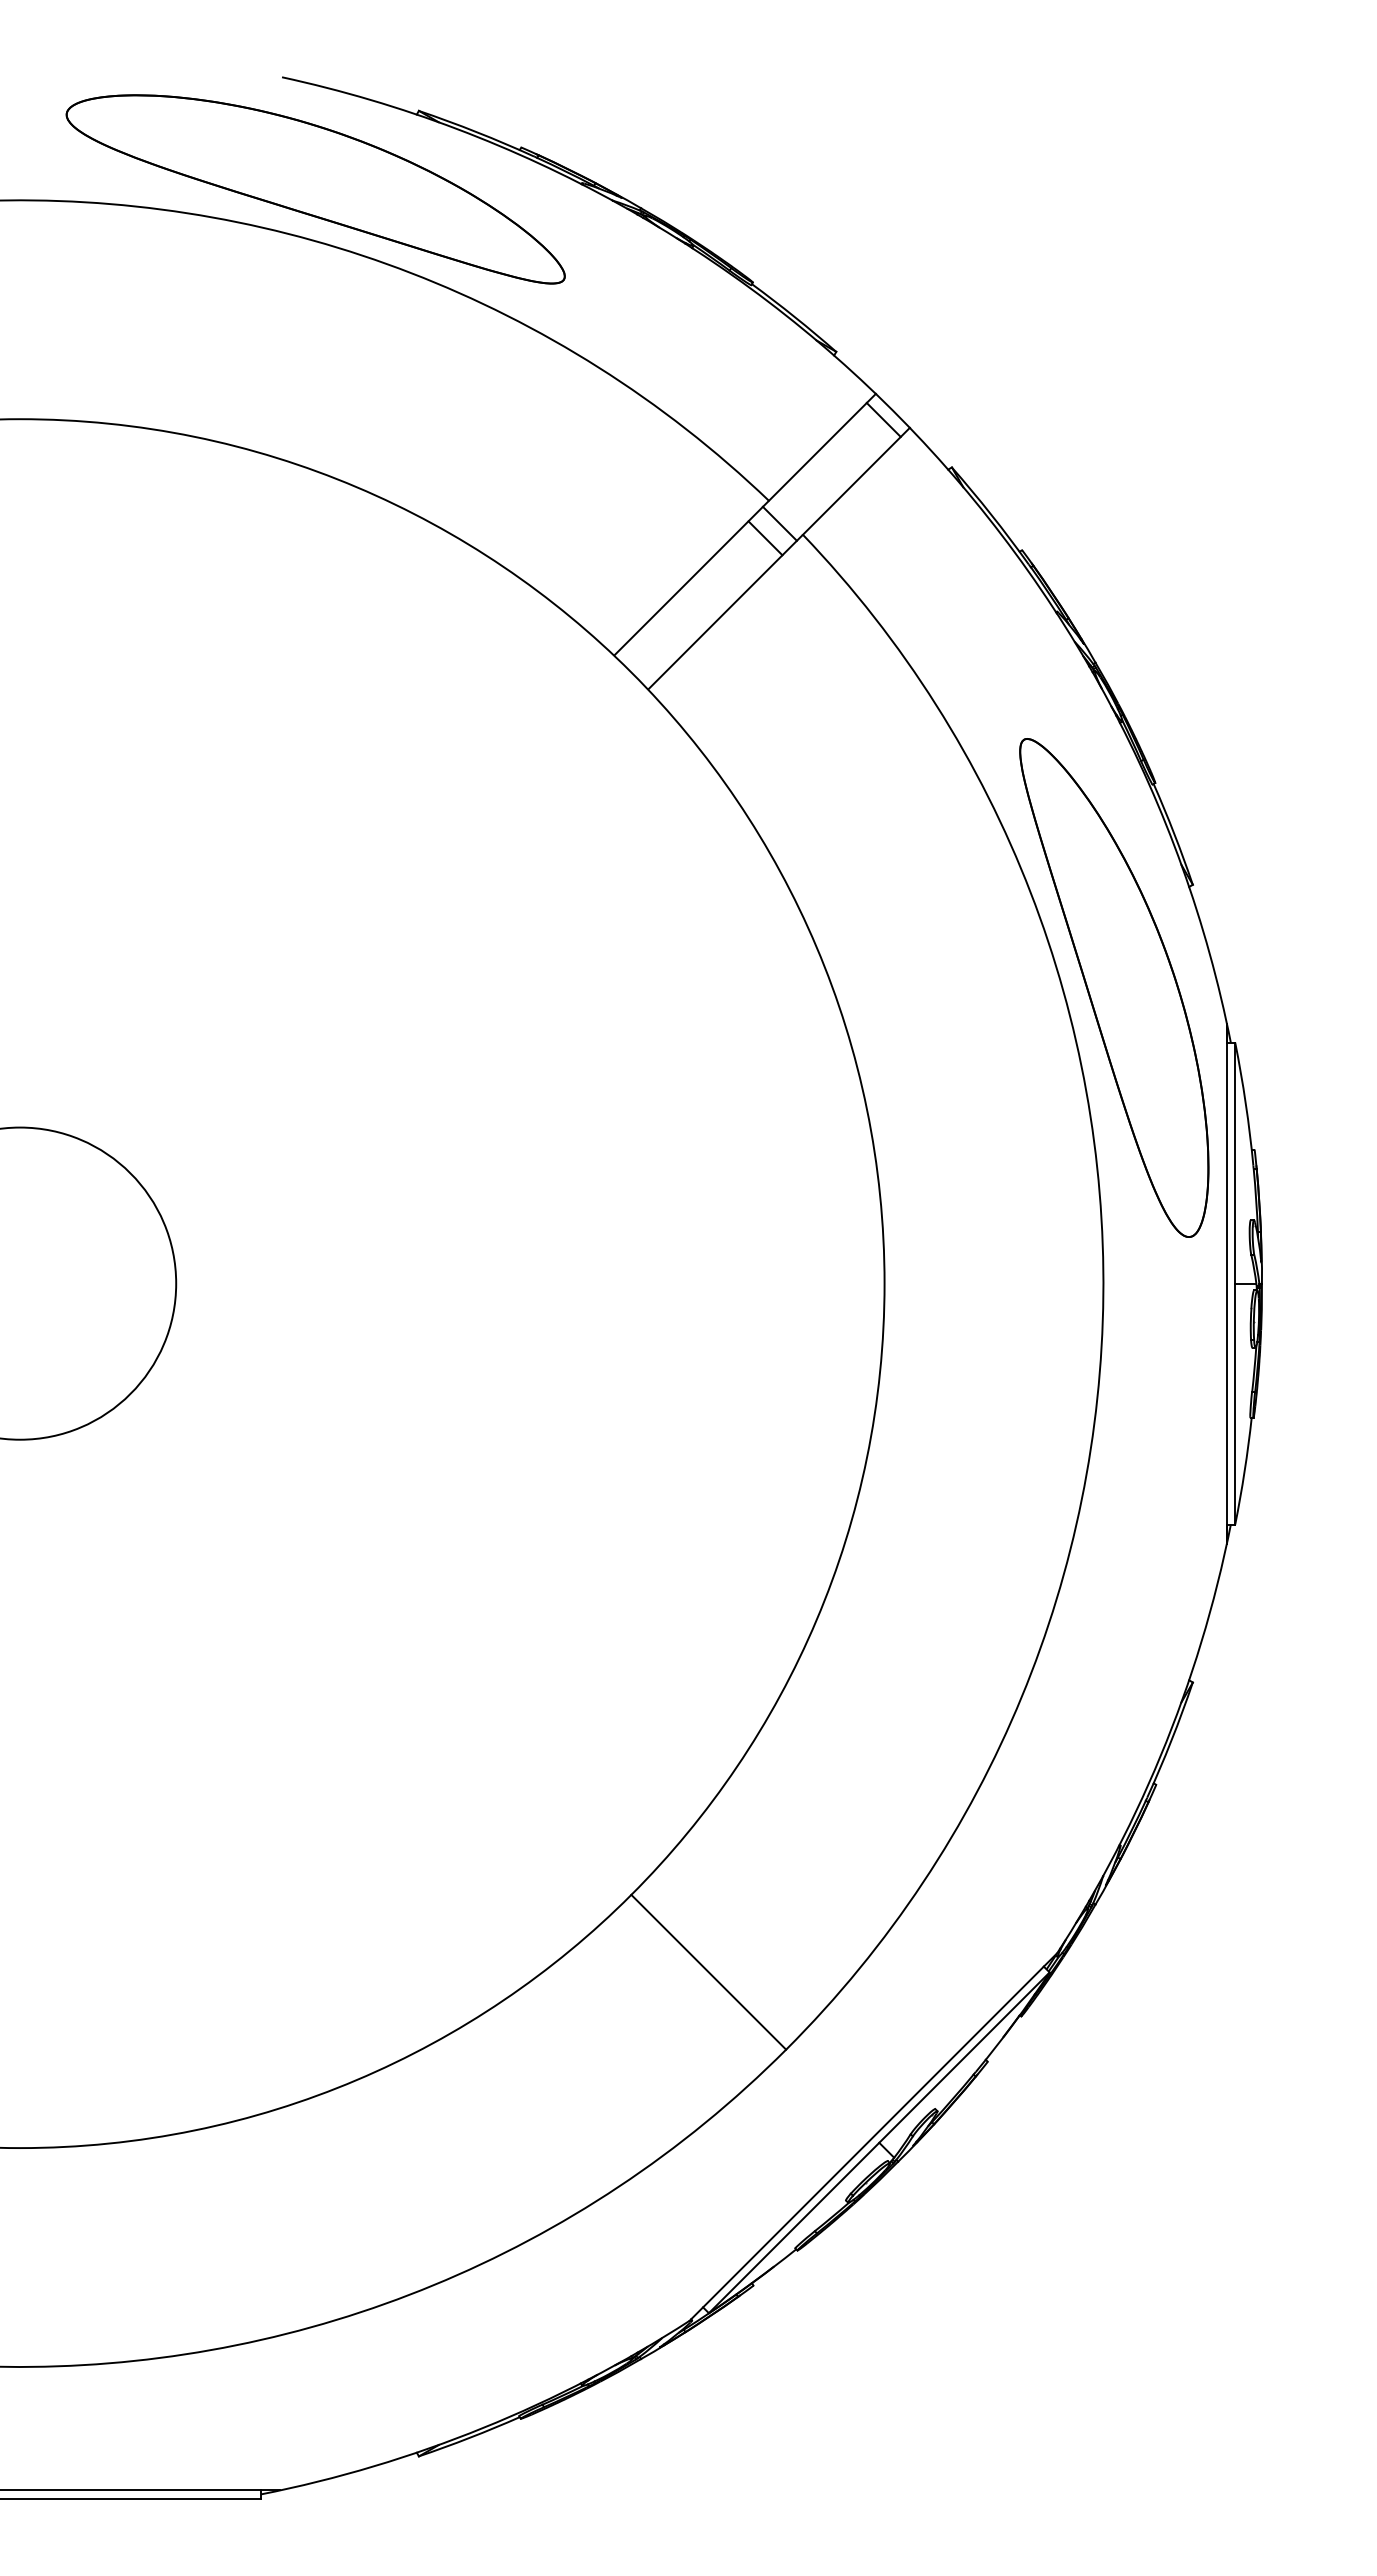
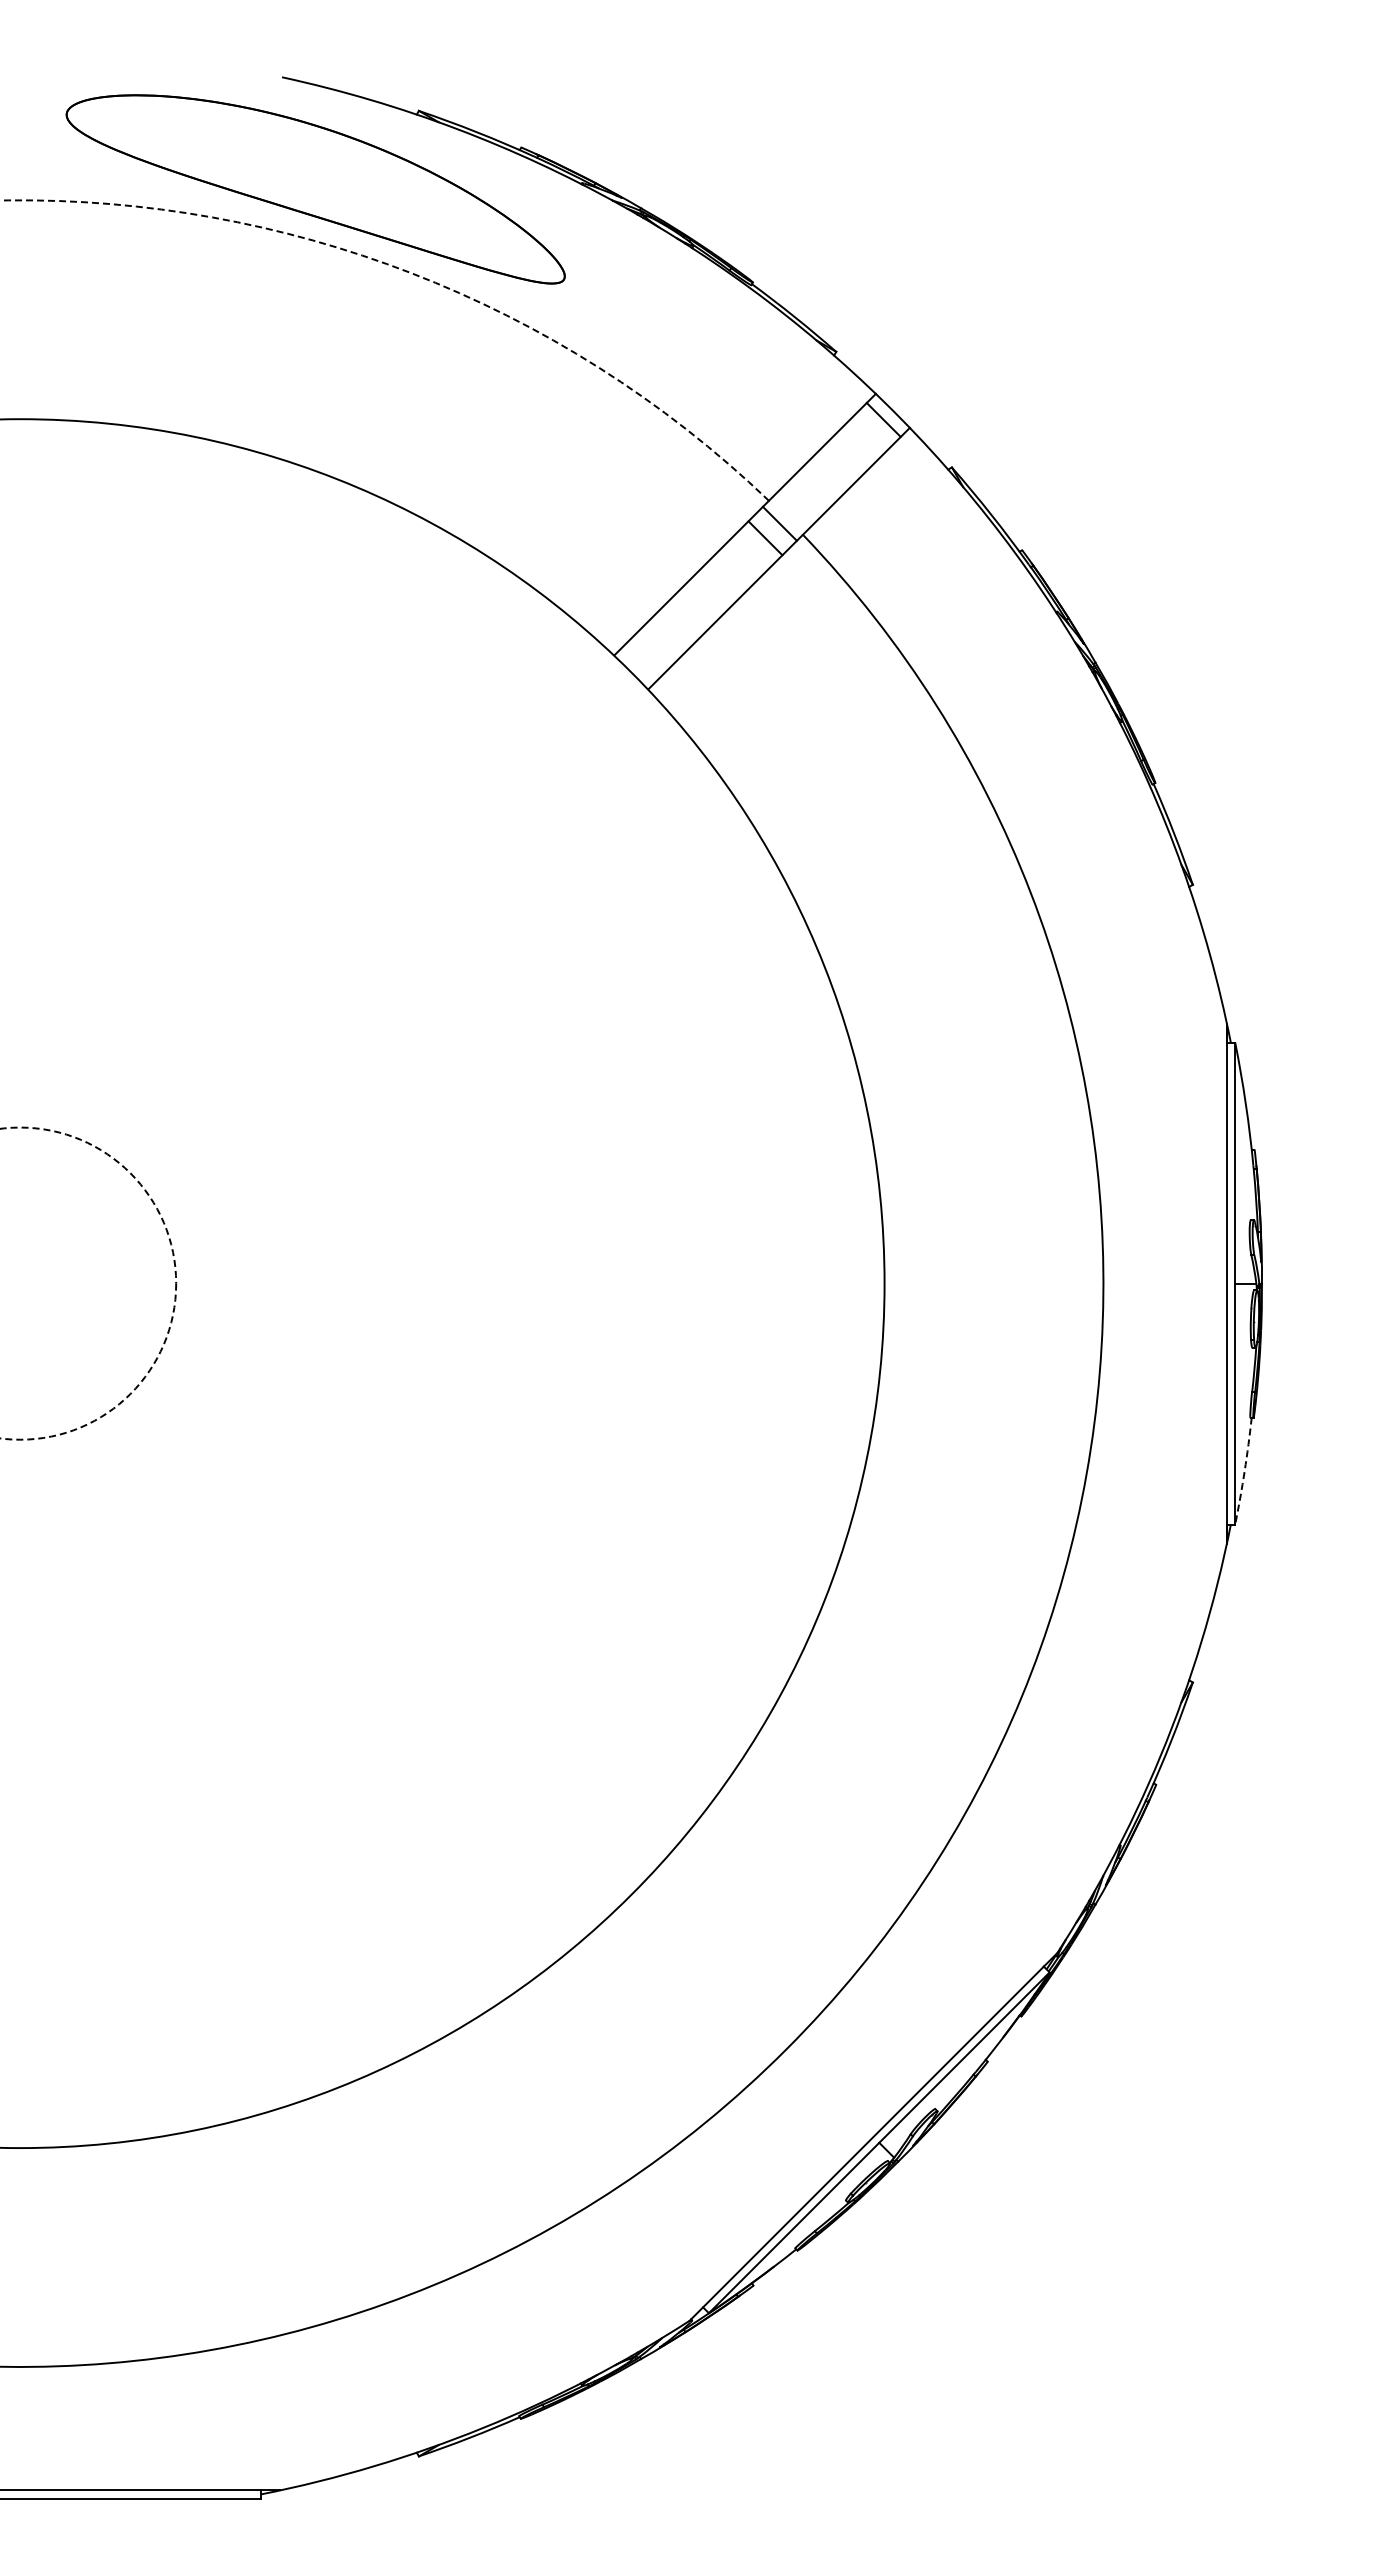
arc: solid -> dashed (415, 274)
part: present -> none (1114, 987)
circle: solid -> dashed (88, 1283)
arc: solid -> dashed (1244, 1471)
line: present -> none (708, 1971)
